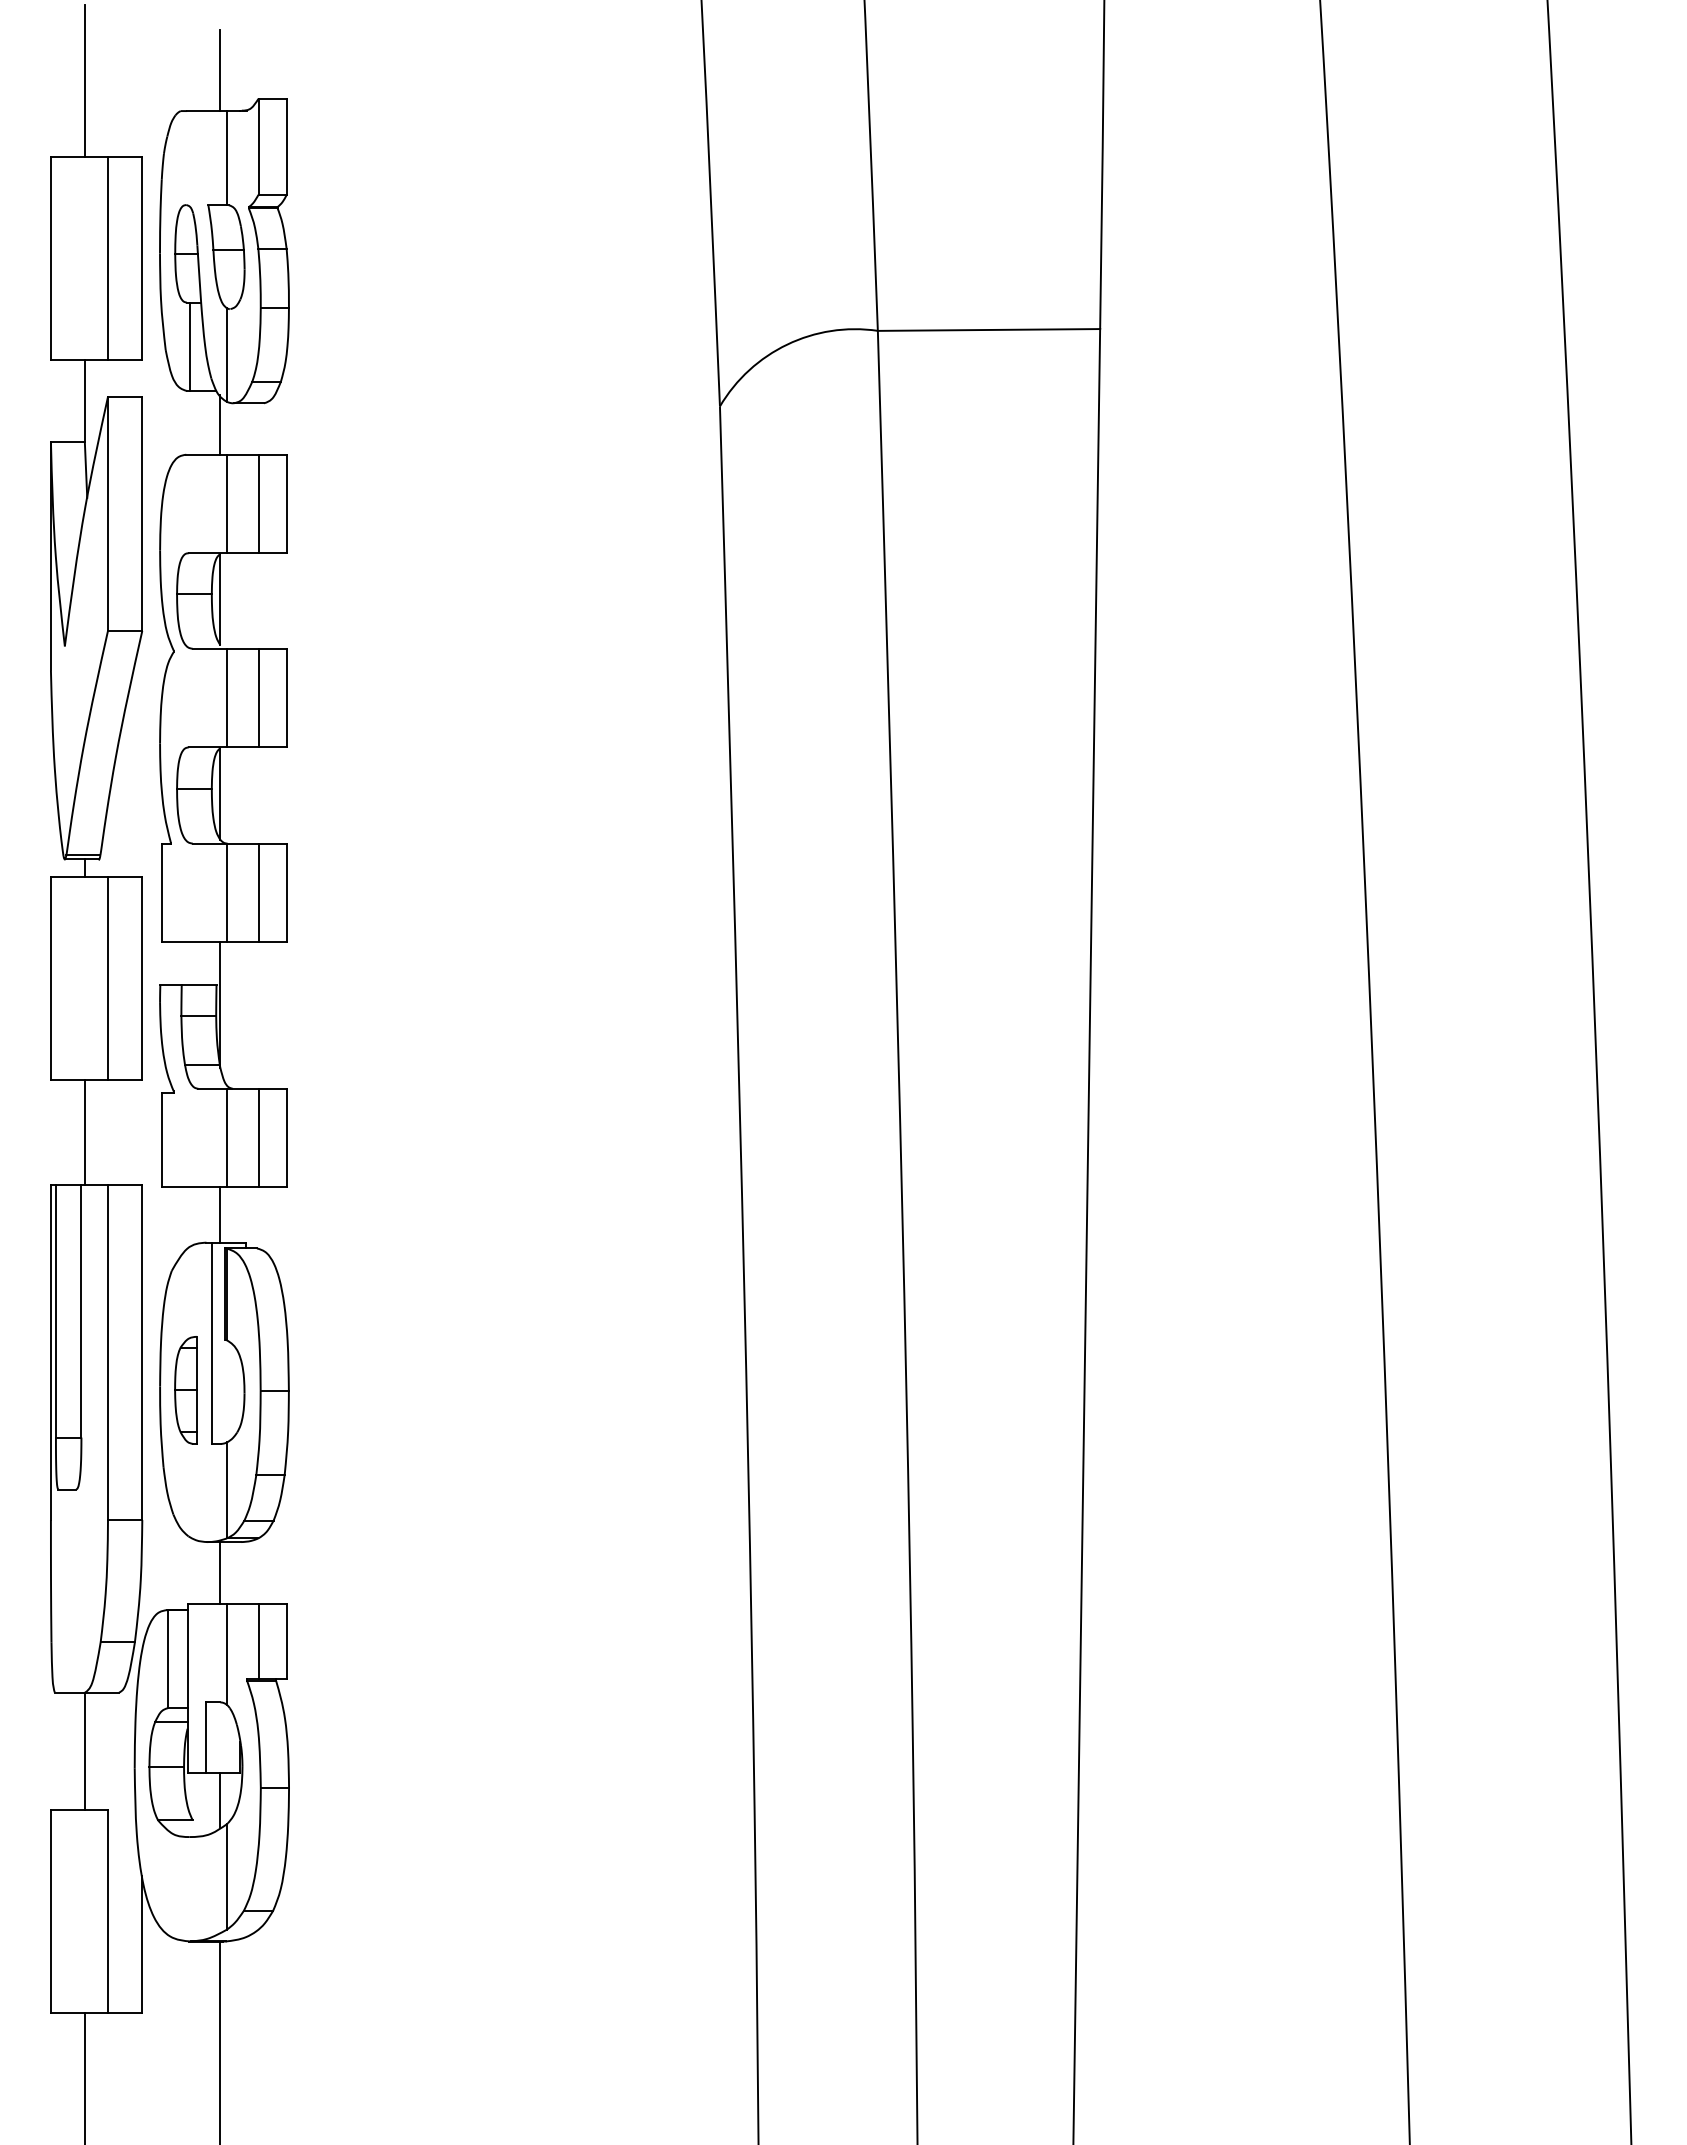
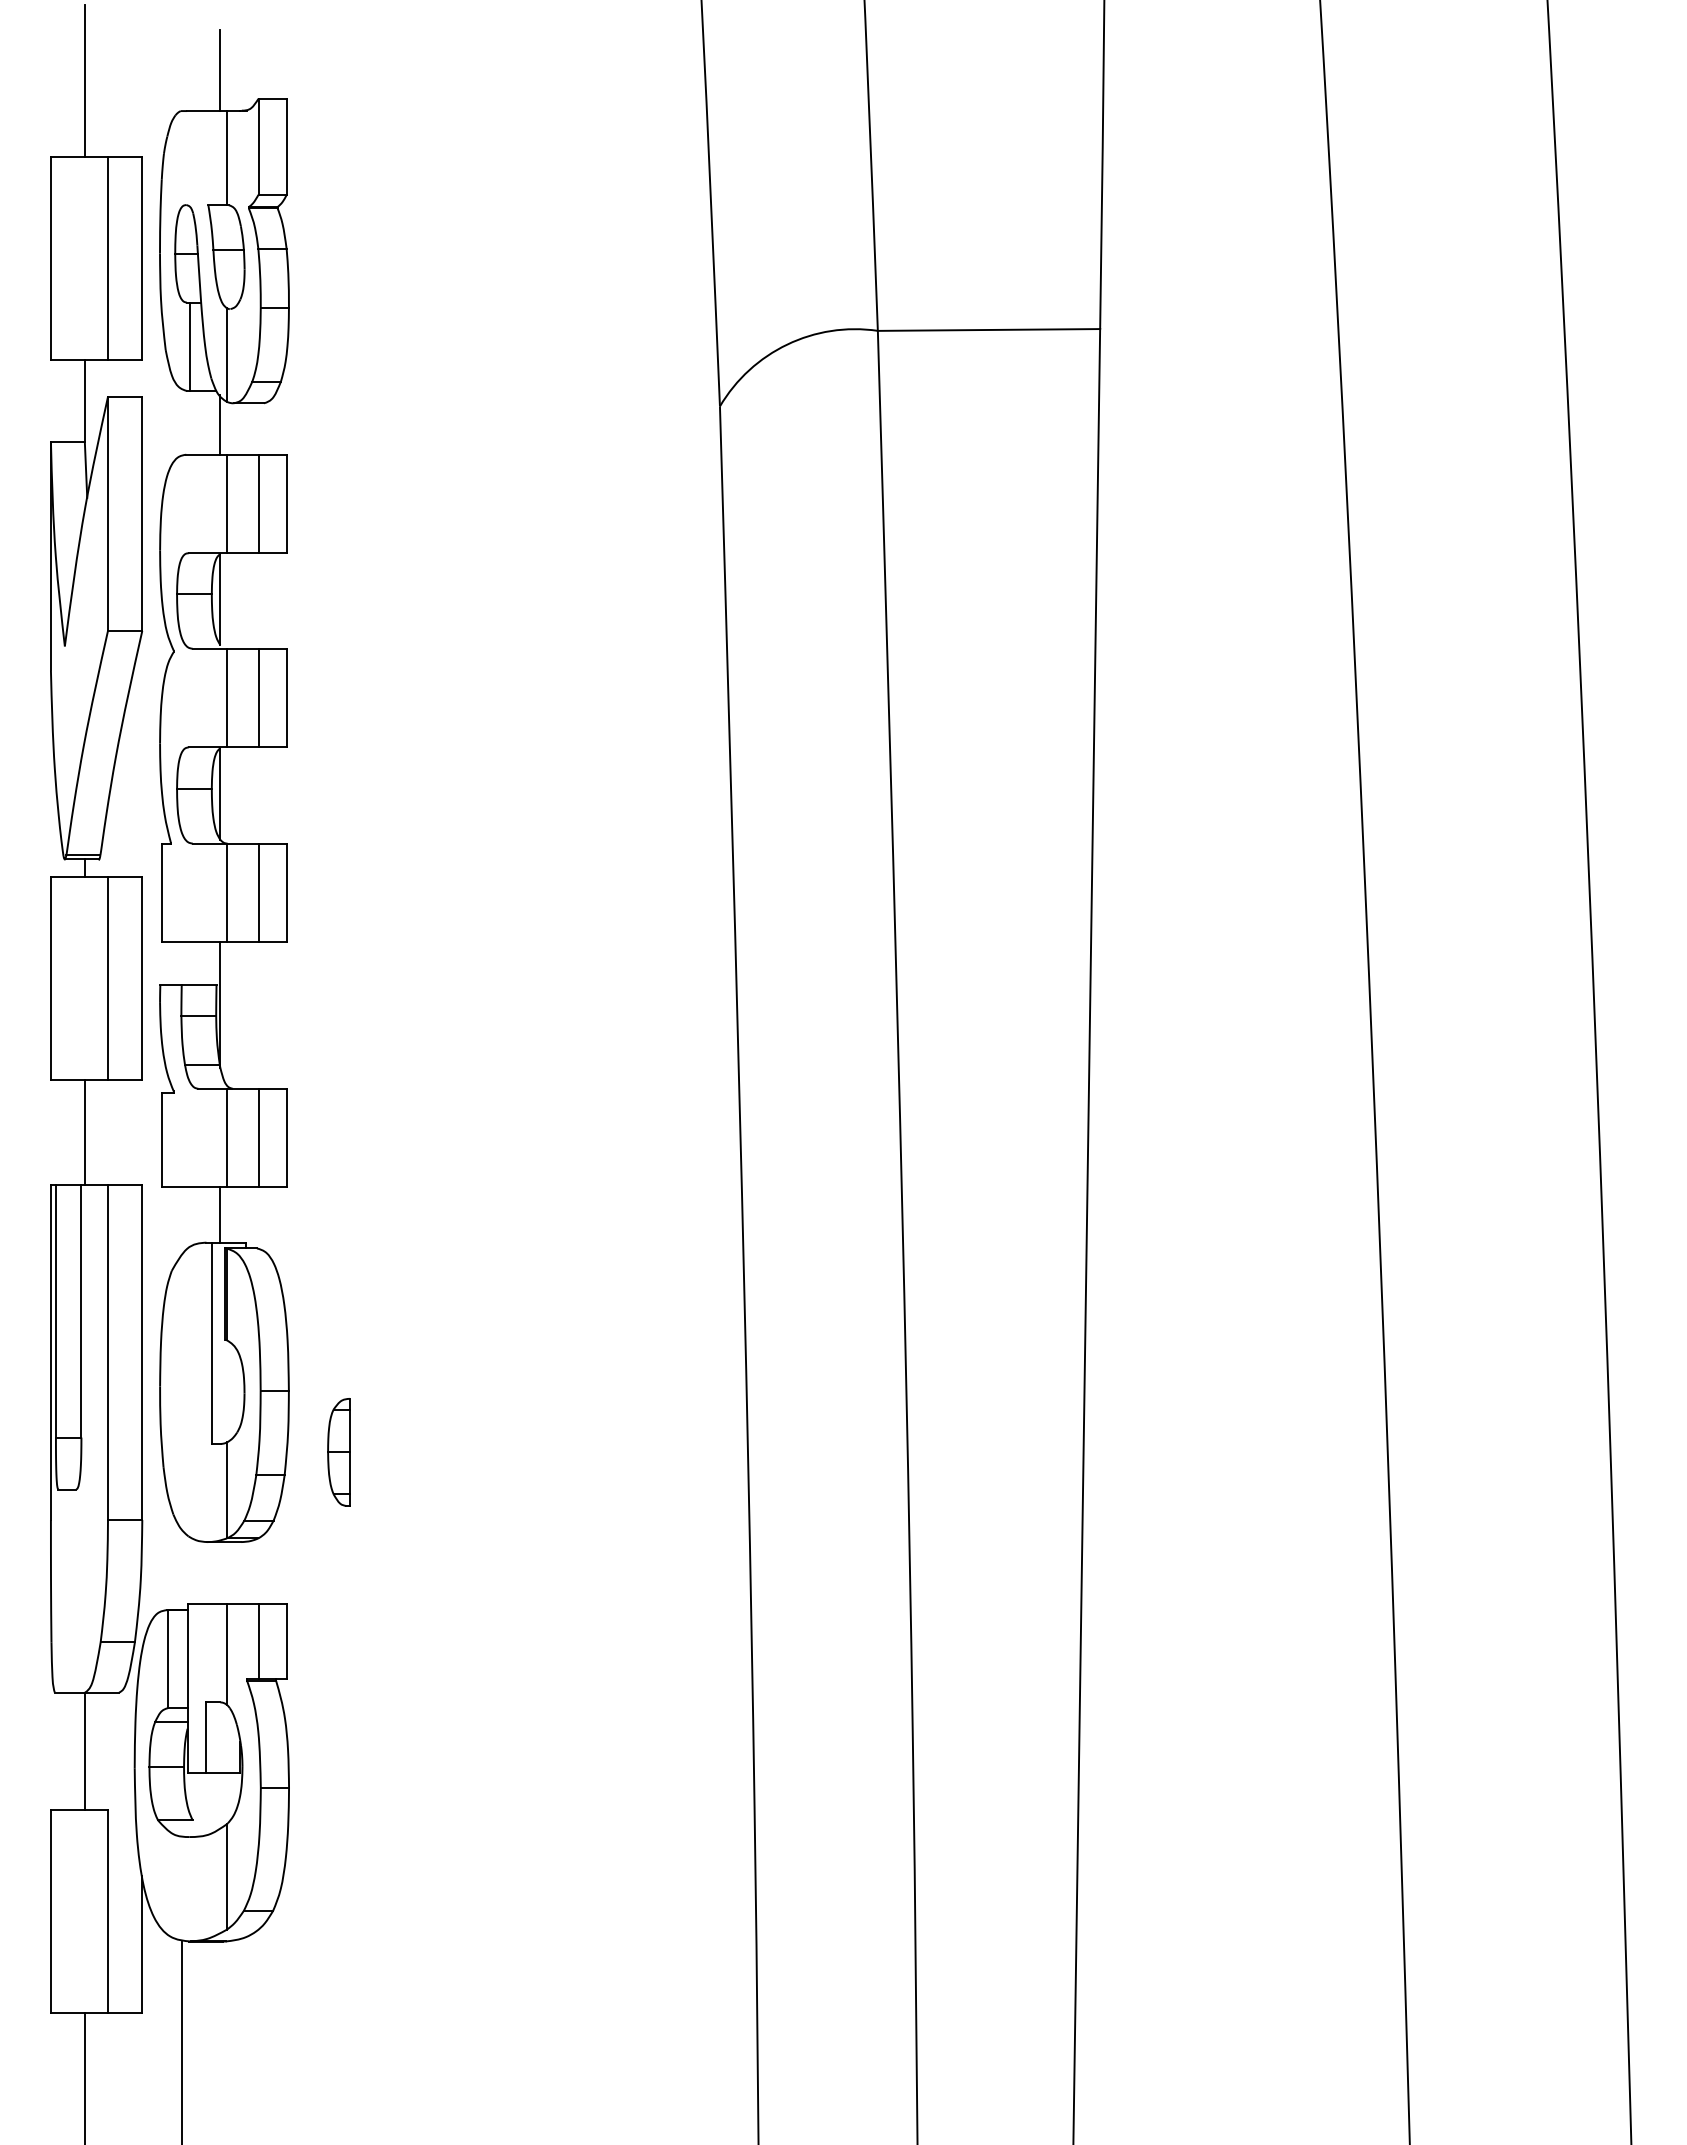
part position: (185, 1390) -> (338, 1452) (338, 1452)
line: present -> none (220, 1573)
line: present -> none (220, 1800)
line position: (220, 2041) -> (182, 2041) (182, 2041)
